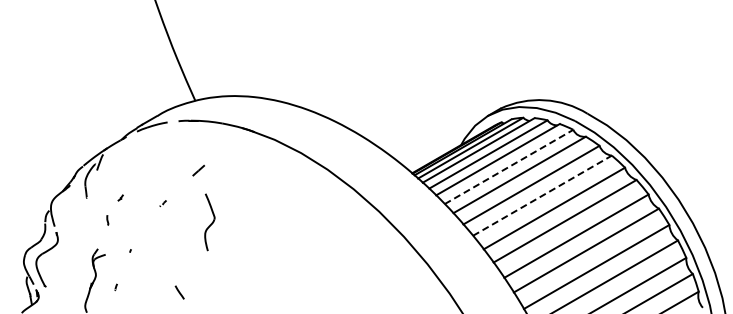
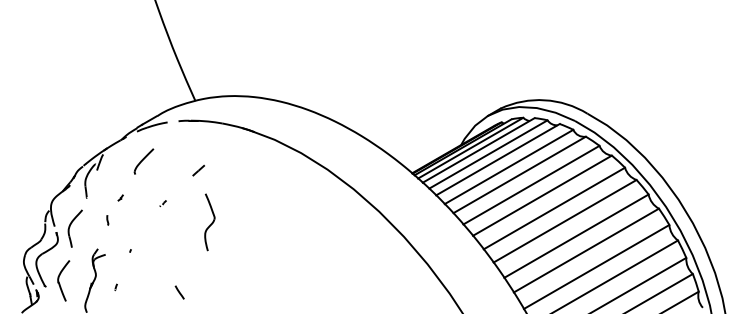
part: none -> present (143, 161)
line: dashed -> solid (509, 166)
line: dashed -> solid (542, 195)
part: none -> present (74, 228)
part: none -> present (63, 280)
